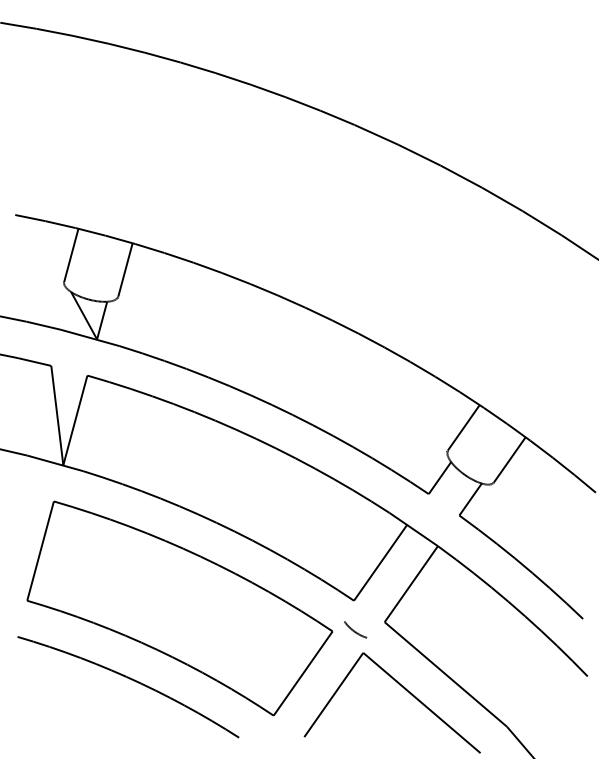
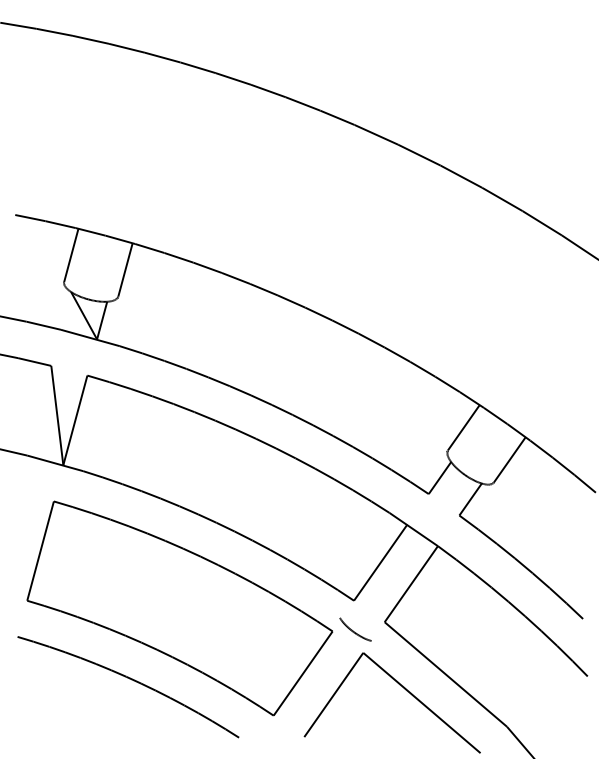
part size: 24x18 px -> 33x25 px (355, 629)
